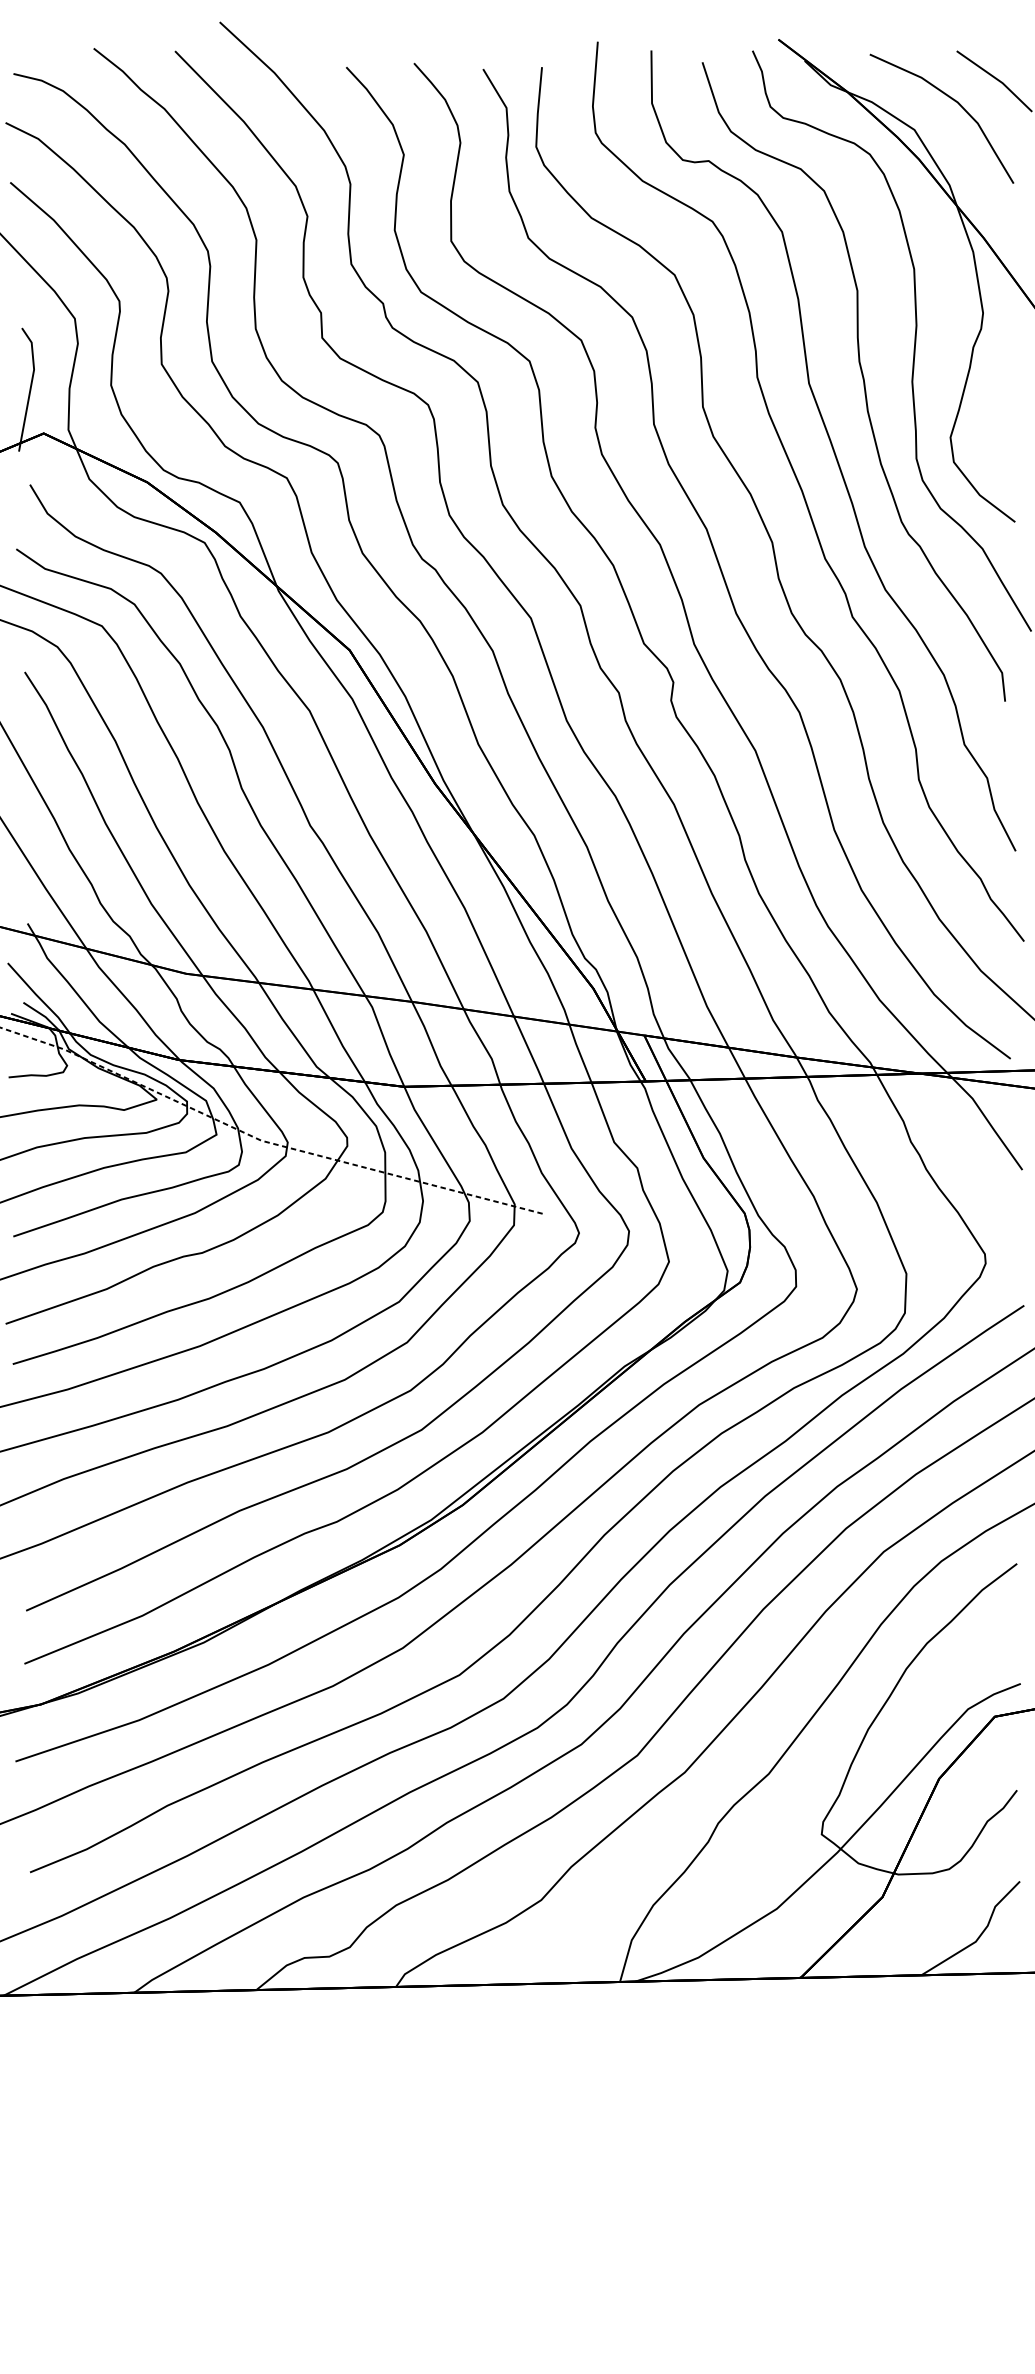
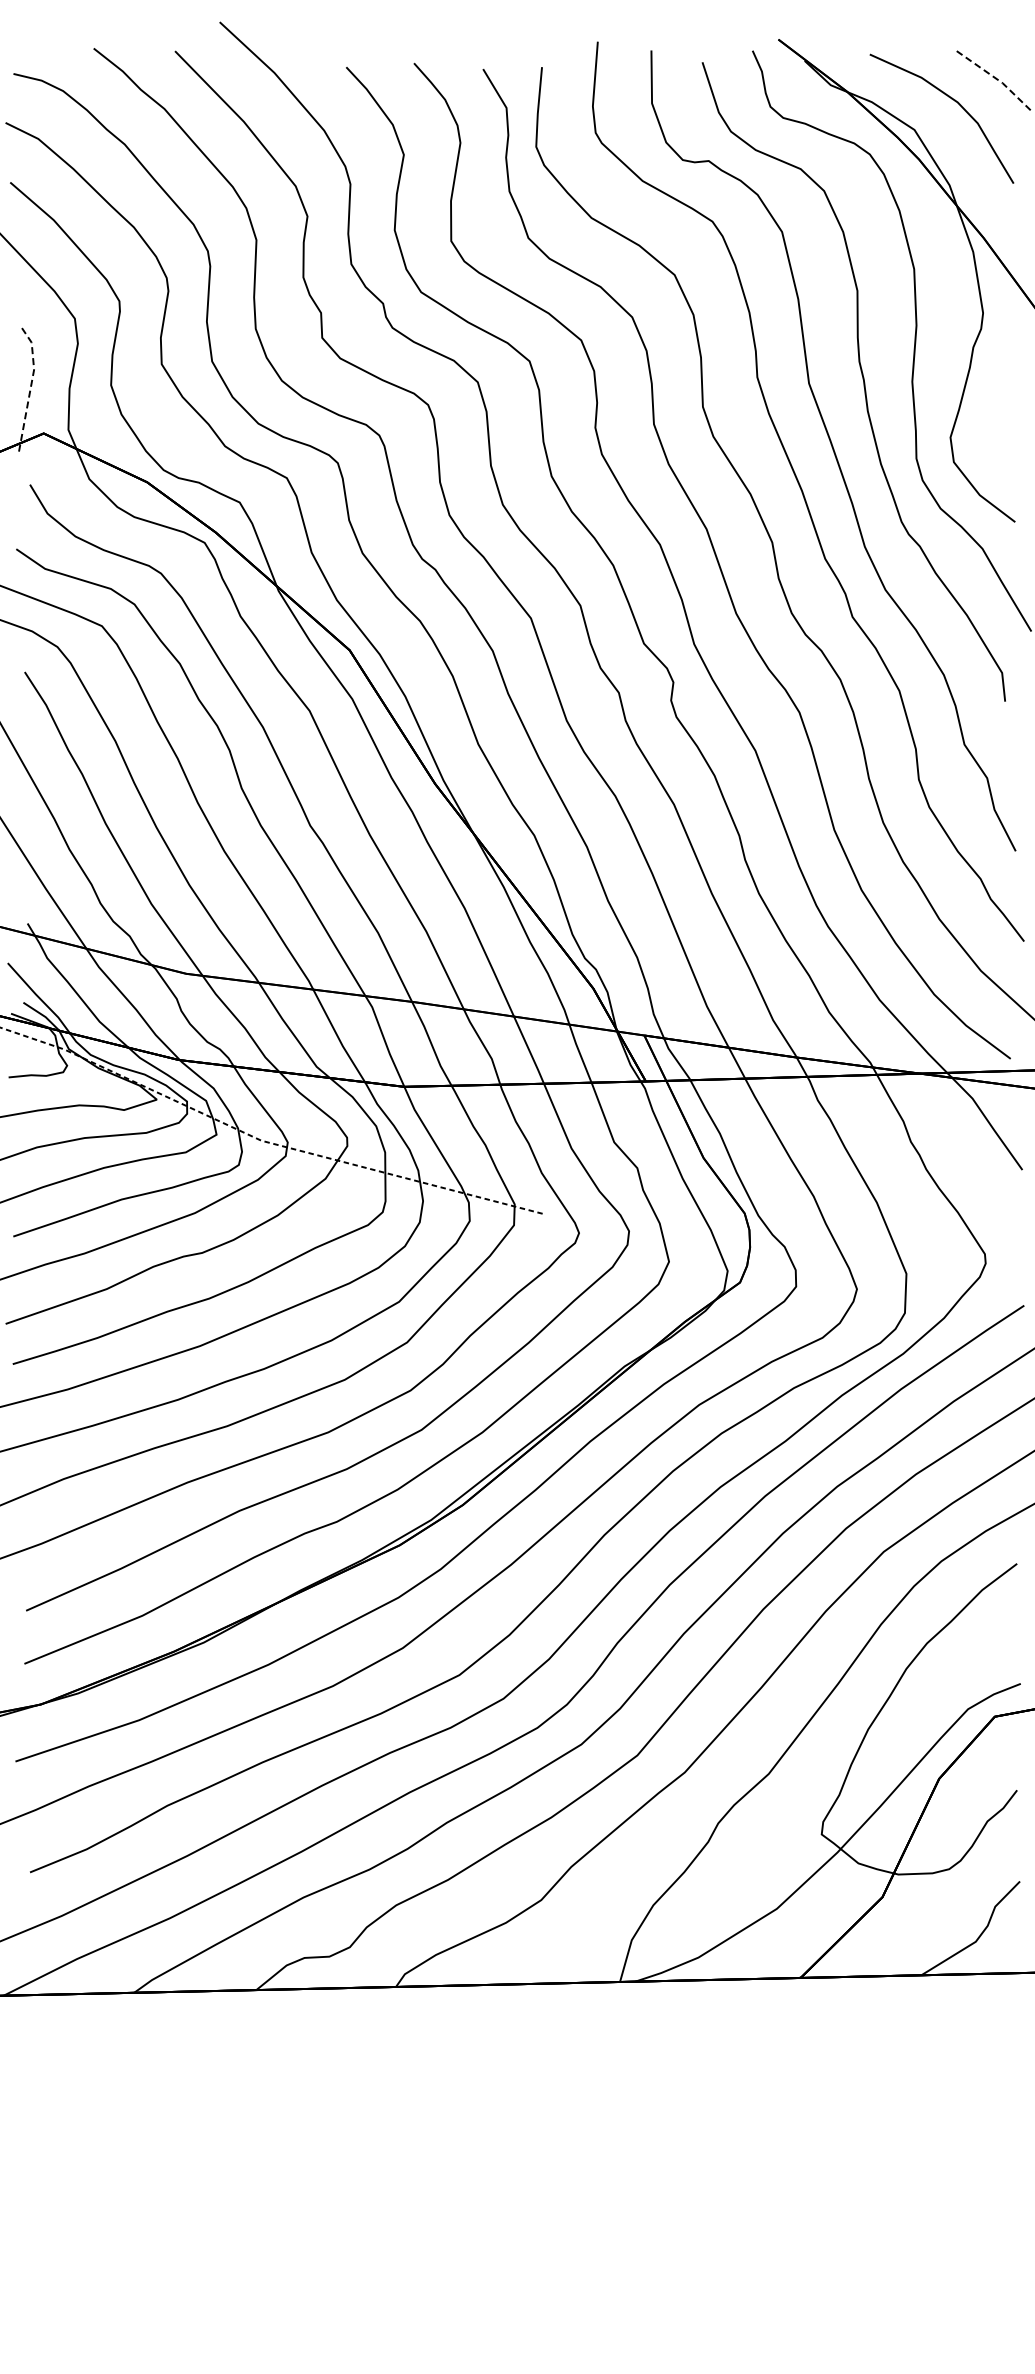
line: solid -> dashed (997, 79)
line: solid -> dashed (30, 387)
